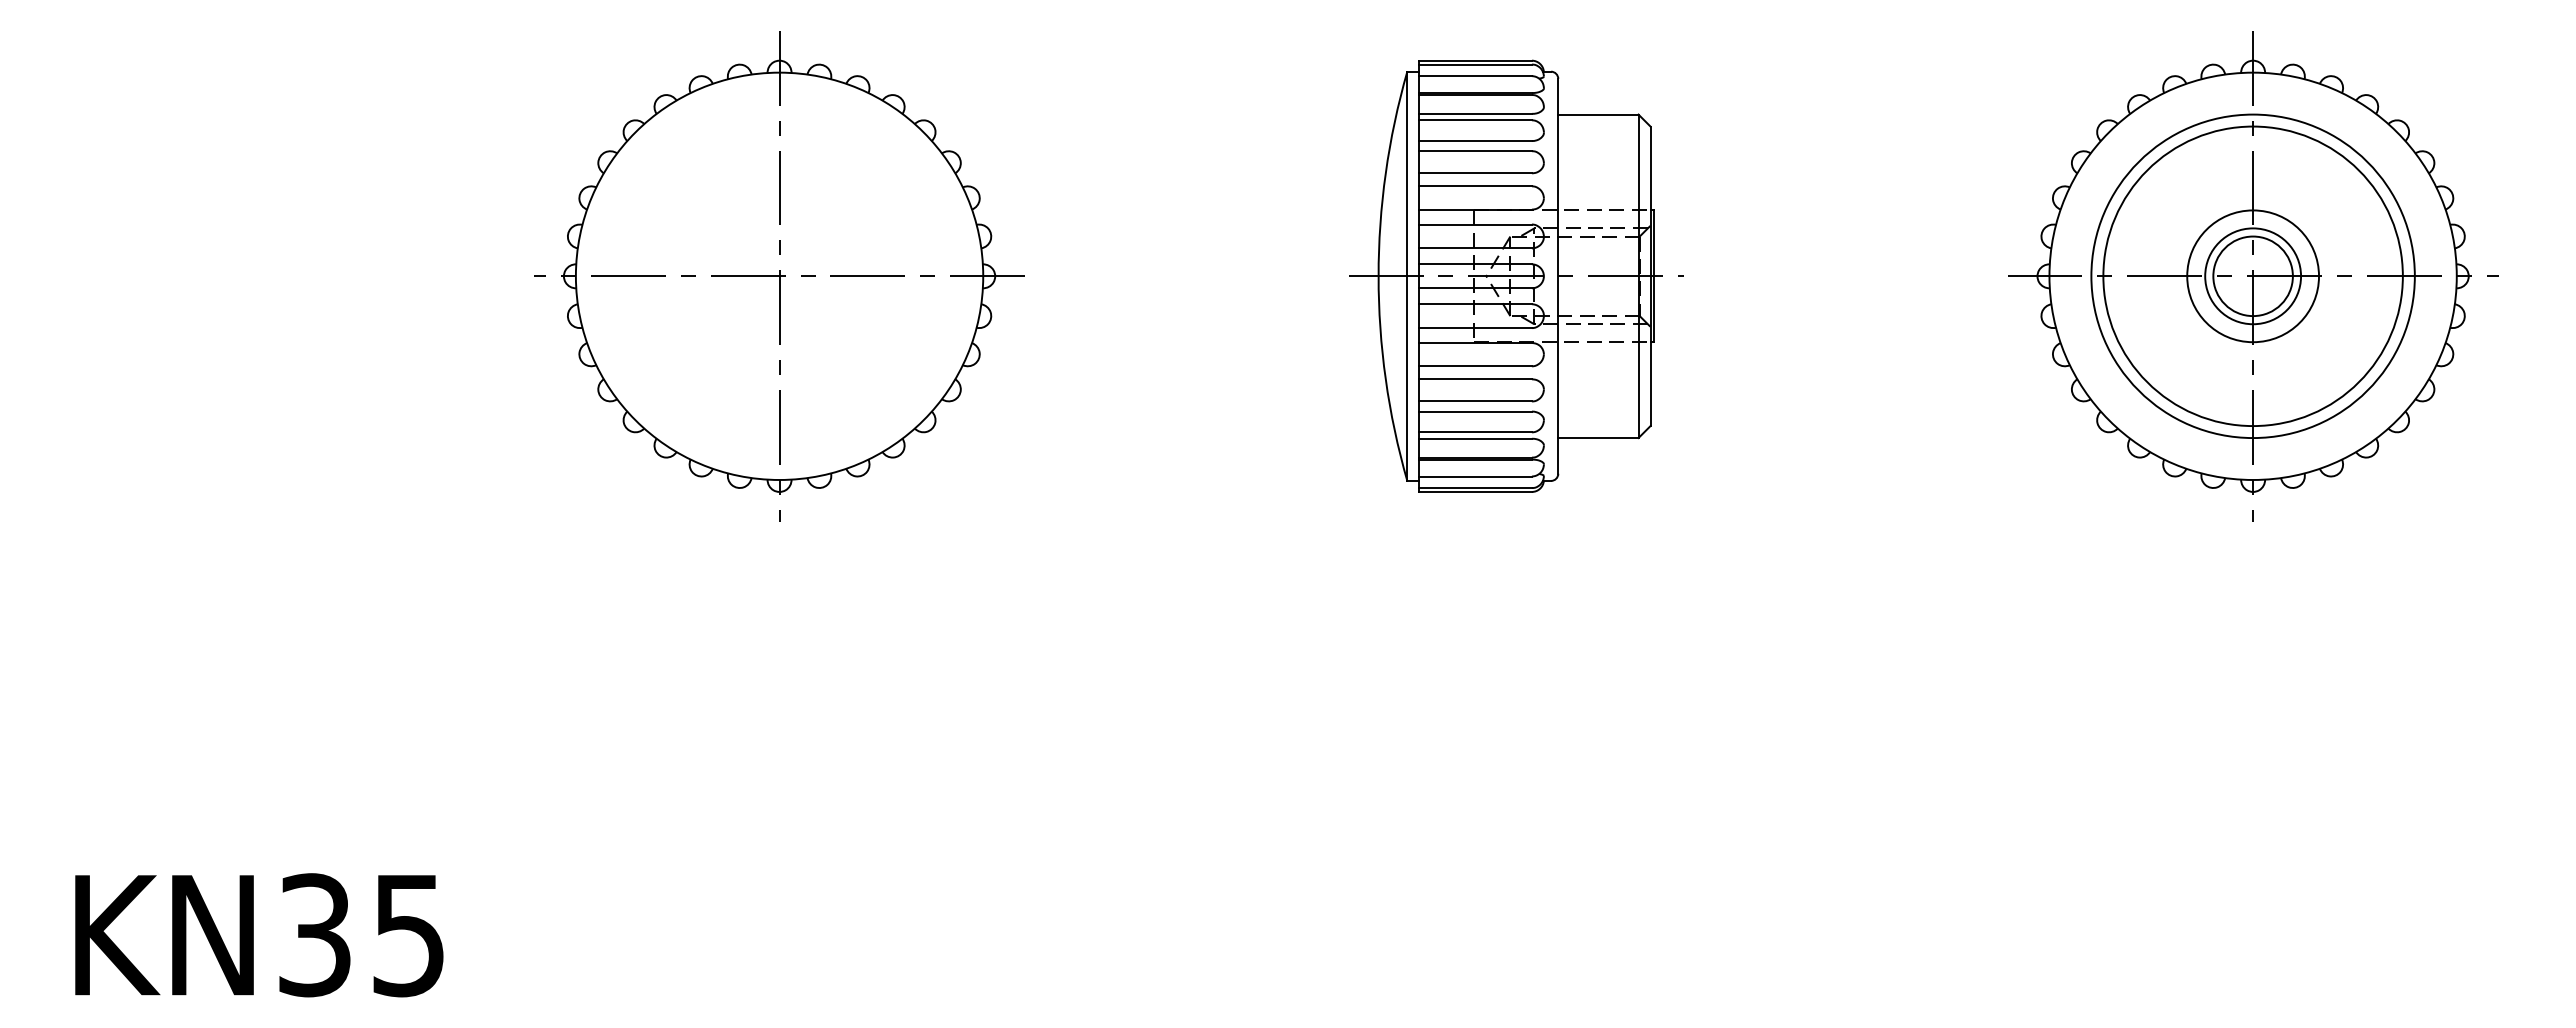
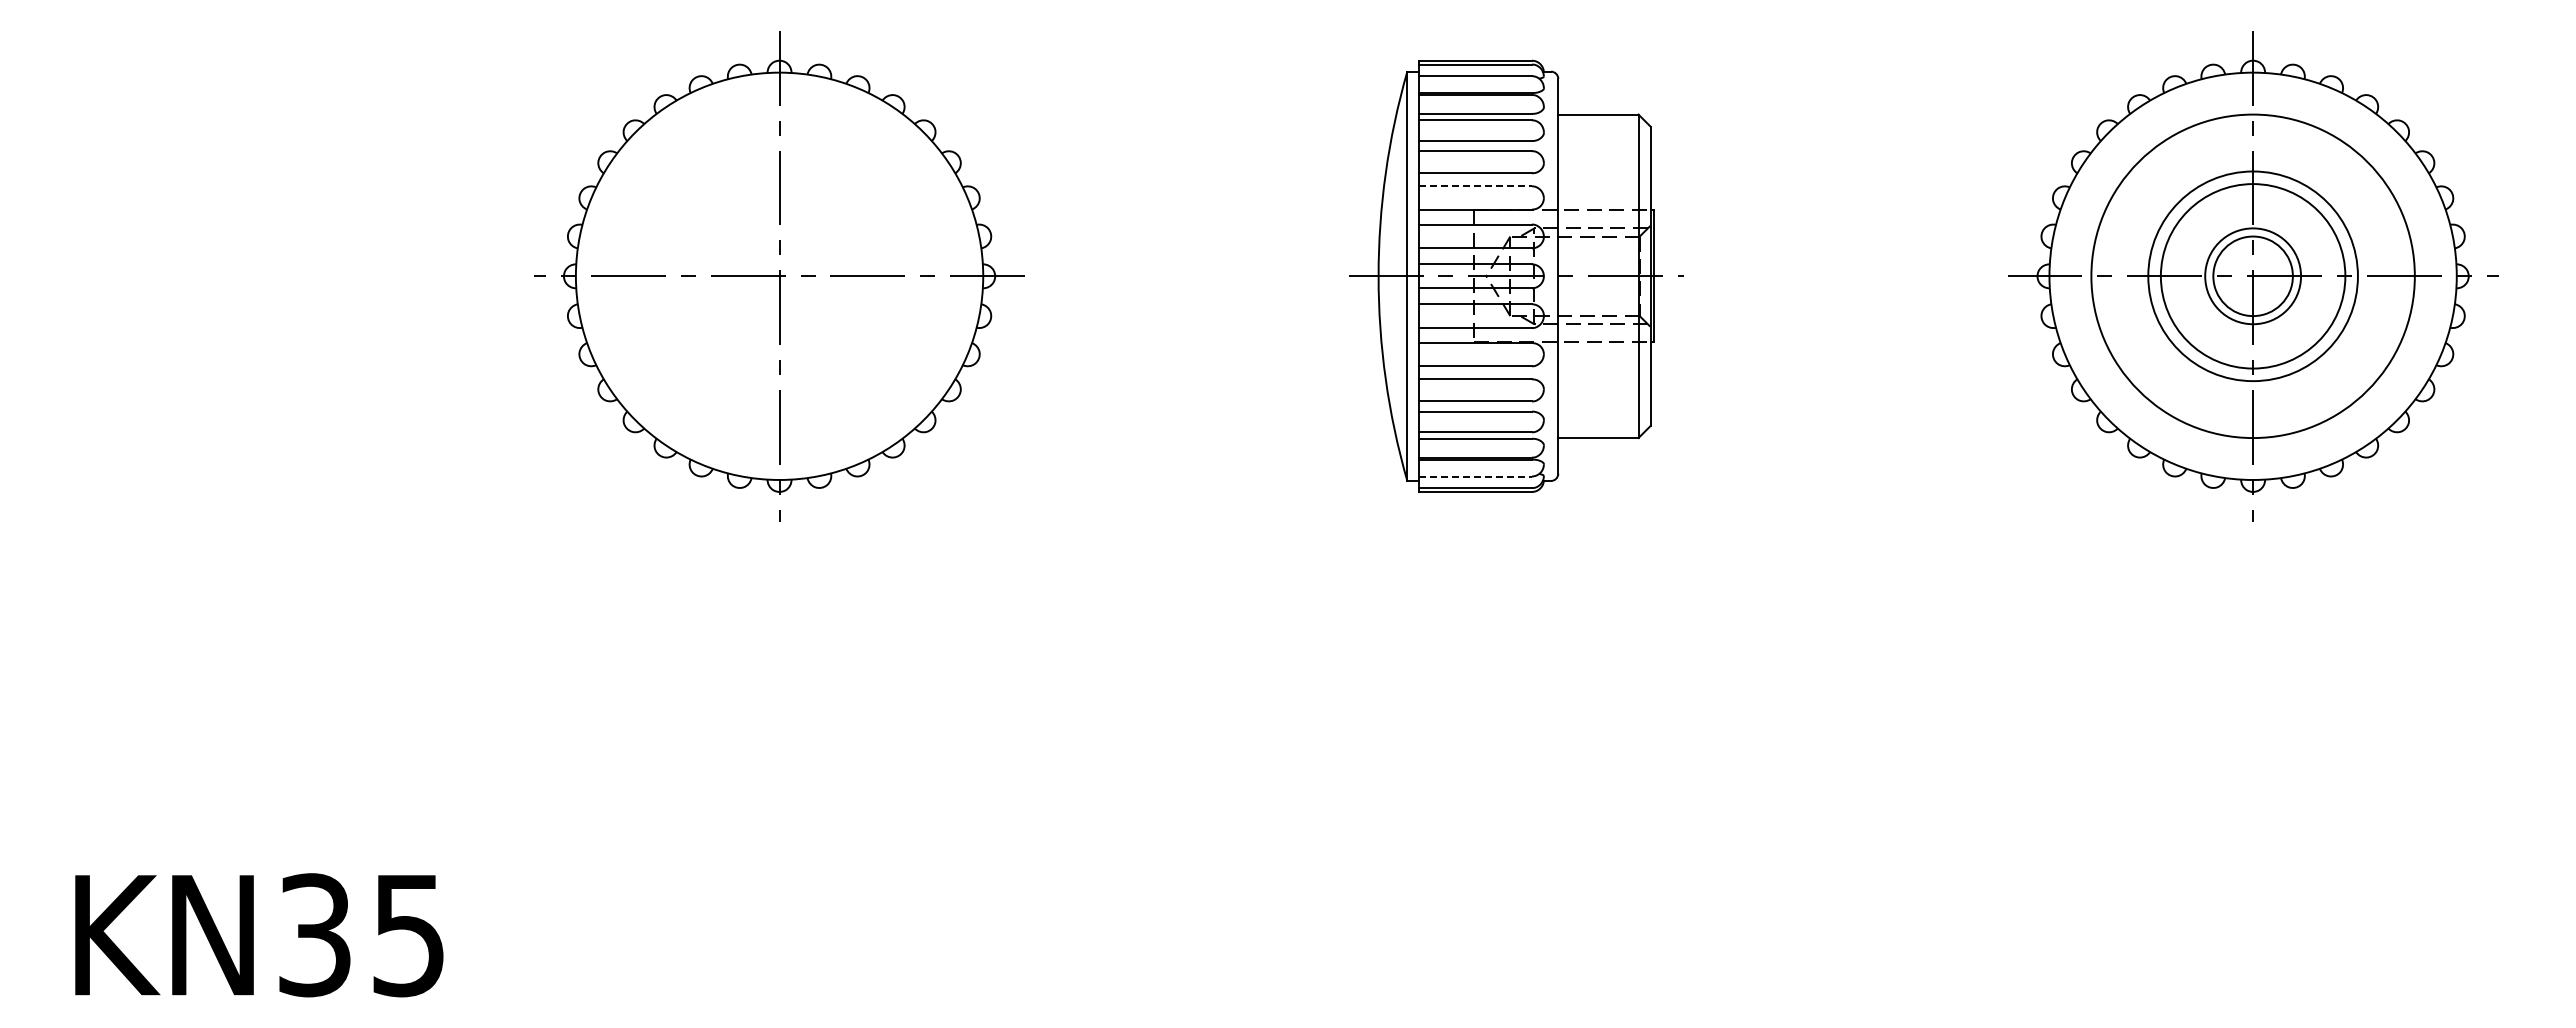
line: solid -> dashed (1476, 186)
circle diameter: 300 px -> 210 px (2252, 276)
circle diameter: 132 px -> 184 px (2252, 276)
line: solid -> dashed (1476, 476)
